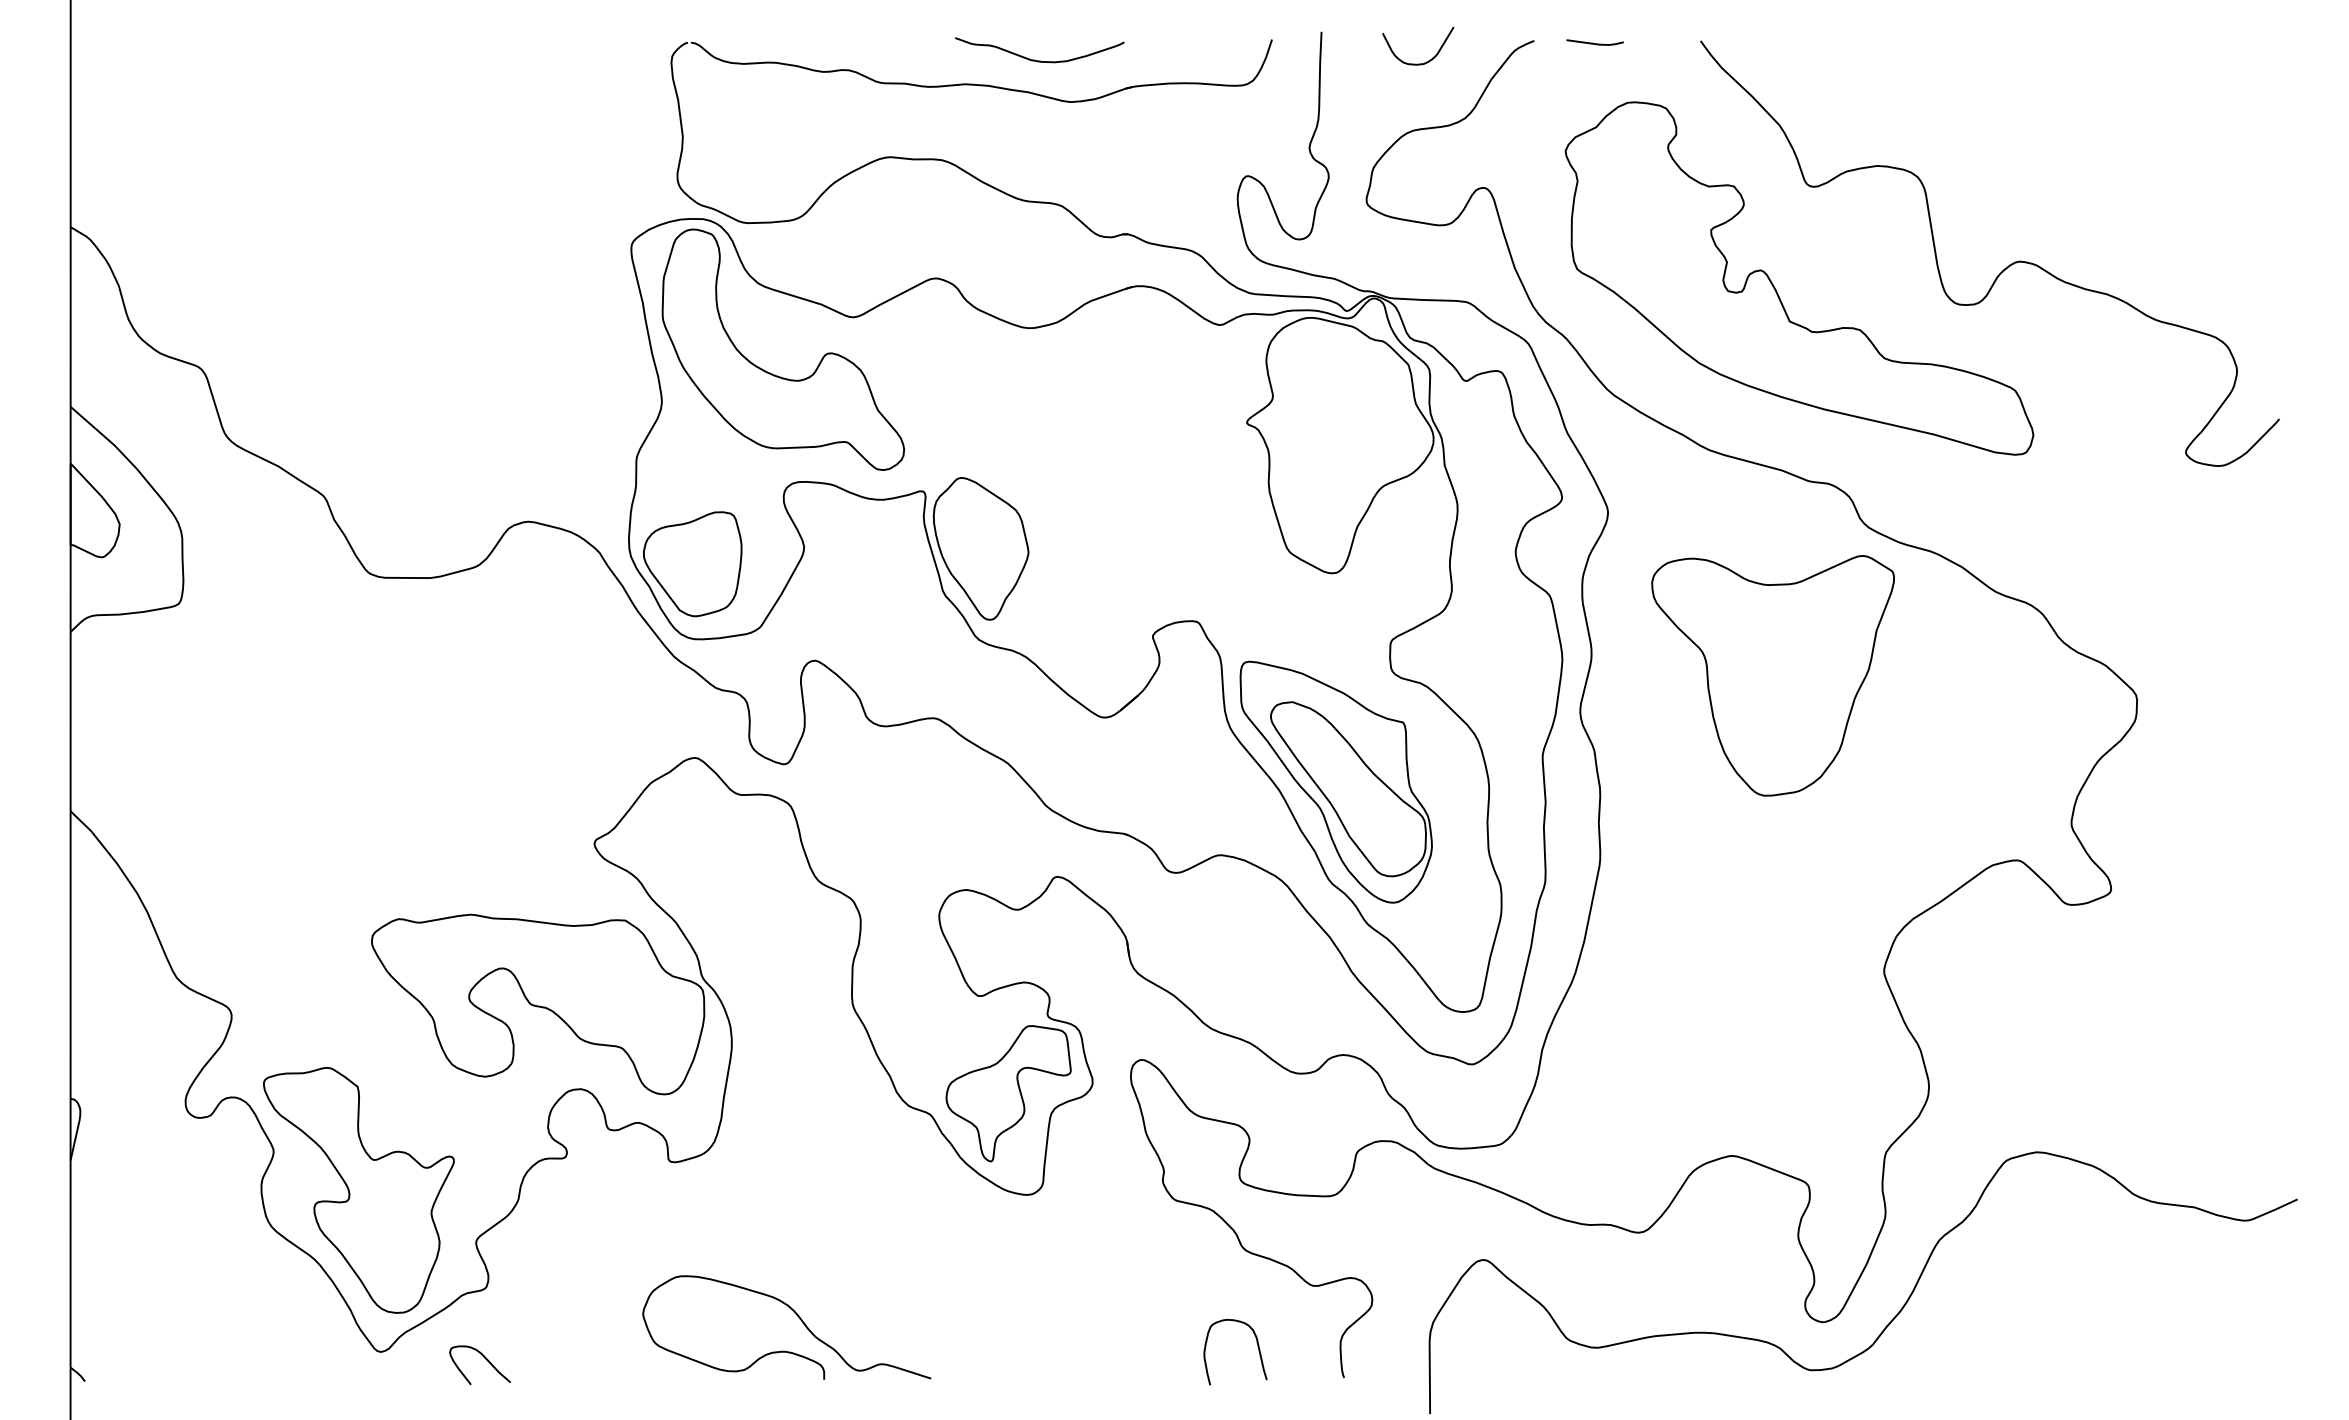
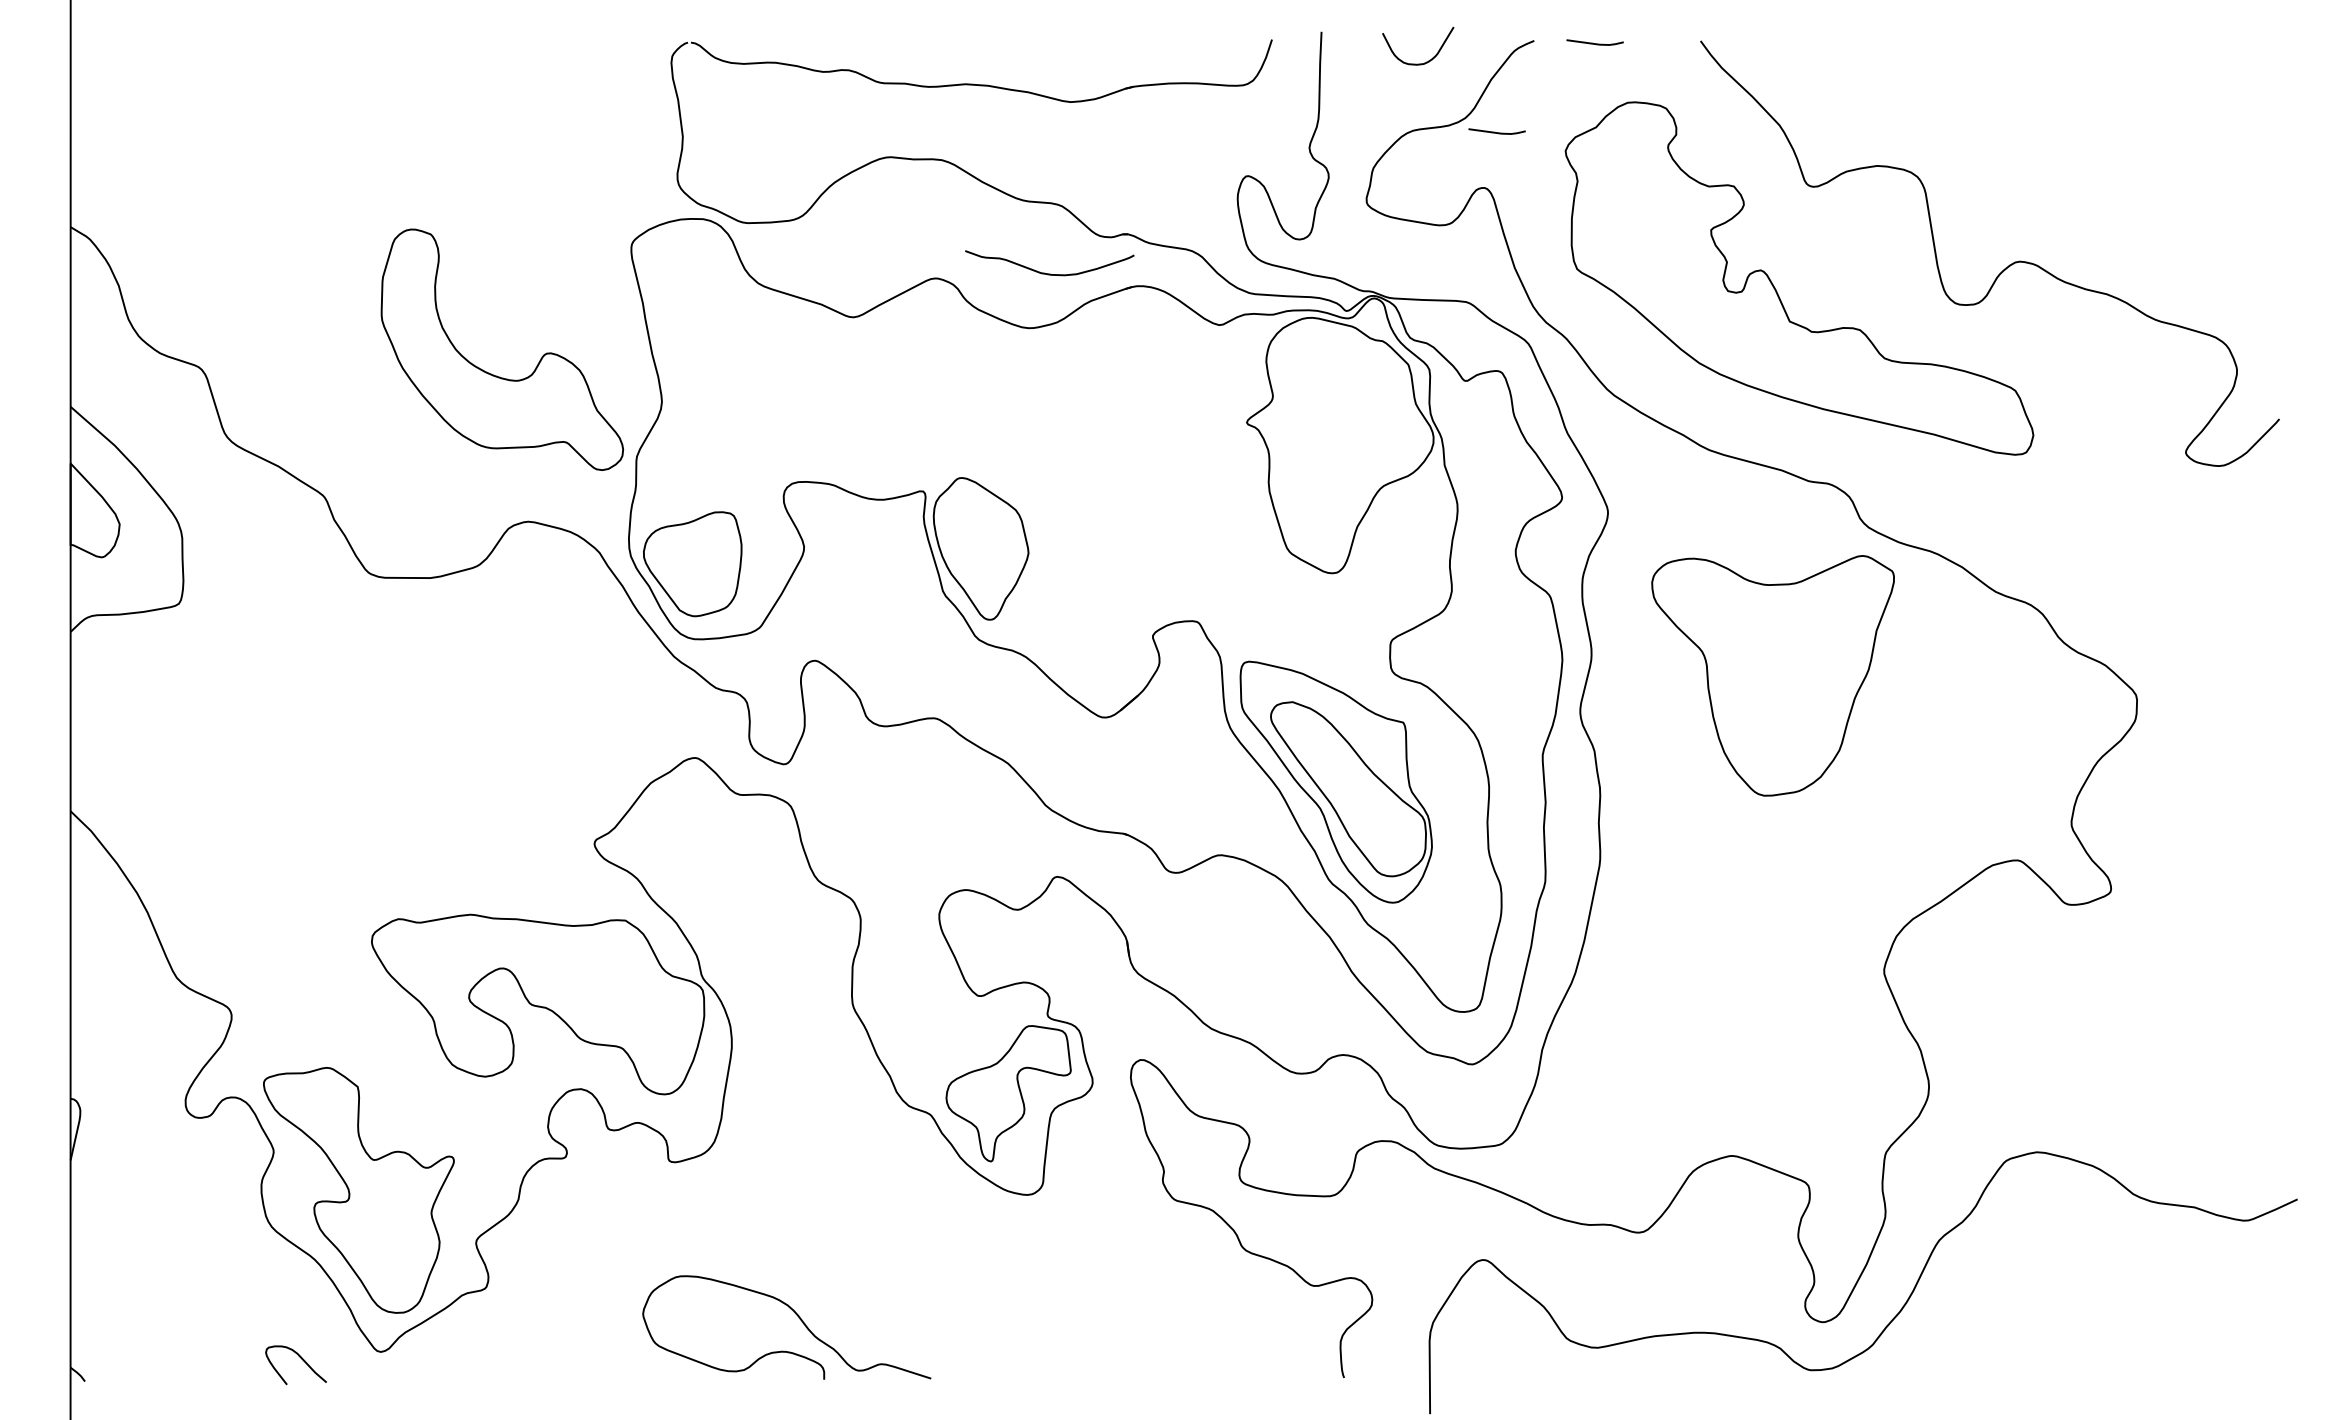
curve position: (1039, 60) -> (1049, 273) (1049, 273)
line: none -> present (1495, 131)
part position: (772, 373) -> (491, 373) (491, 373)
curve: present -> none (1257, 1347)
curve position: (485, 1359) -> (301, 1359) (301, 1359)
